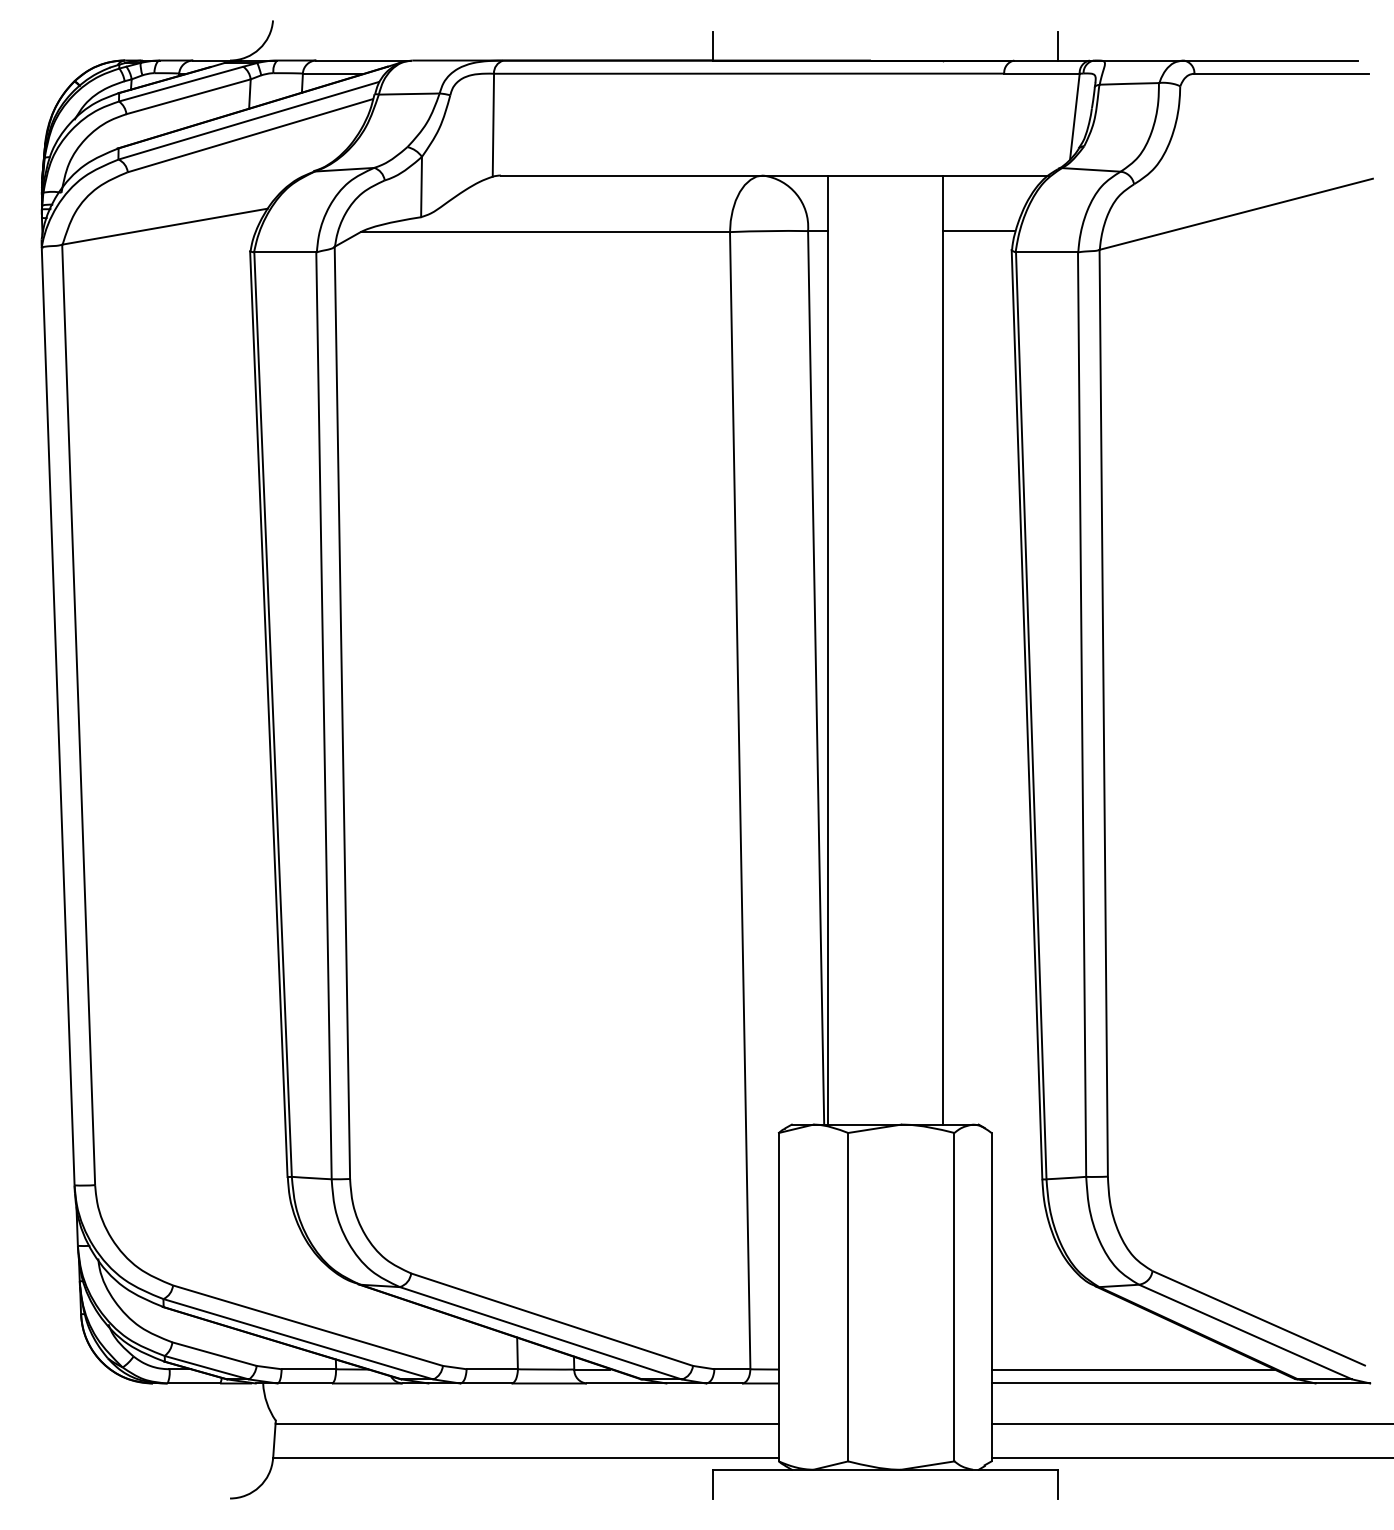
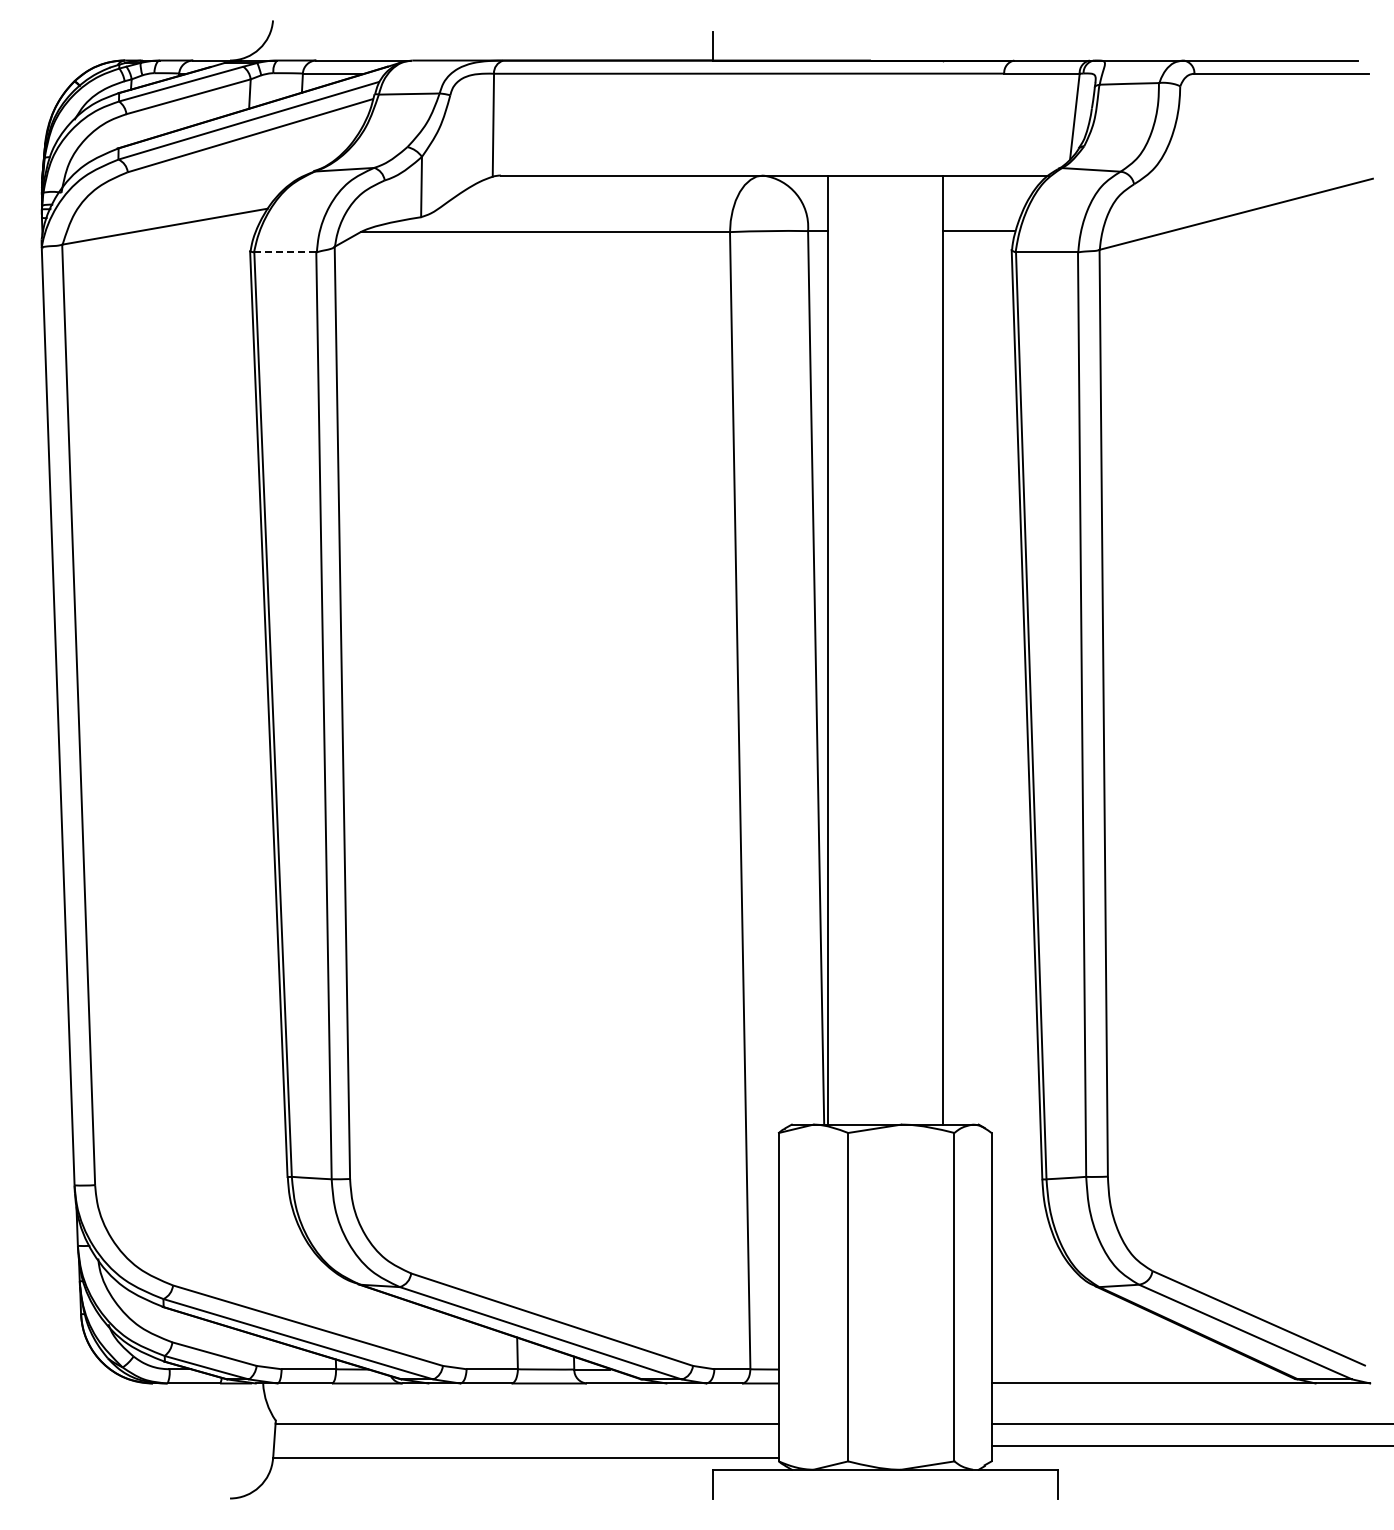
line: present -> none (1057, 45)
line: solid -> dashed (285, 252)
line: present -> none (1132, 1369)
line position: (1190, 1458) -> (1190, 1446) (1190, 1446)
